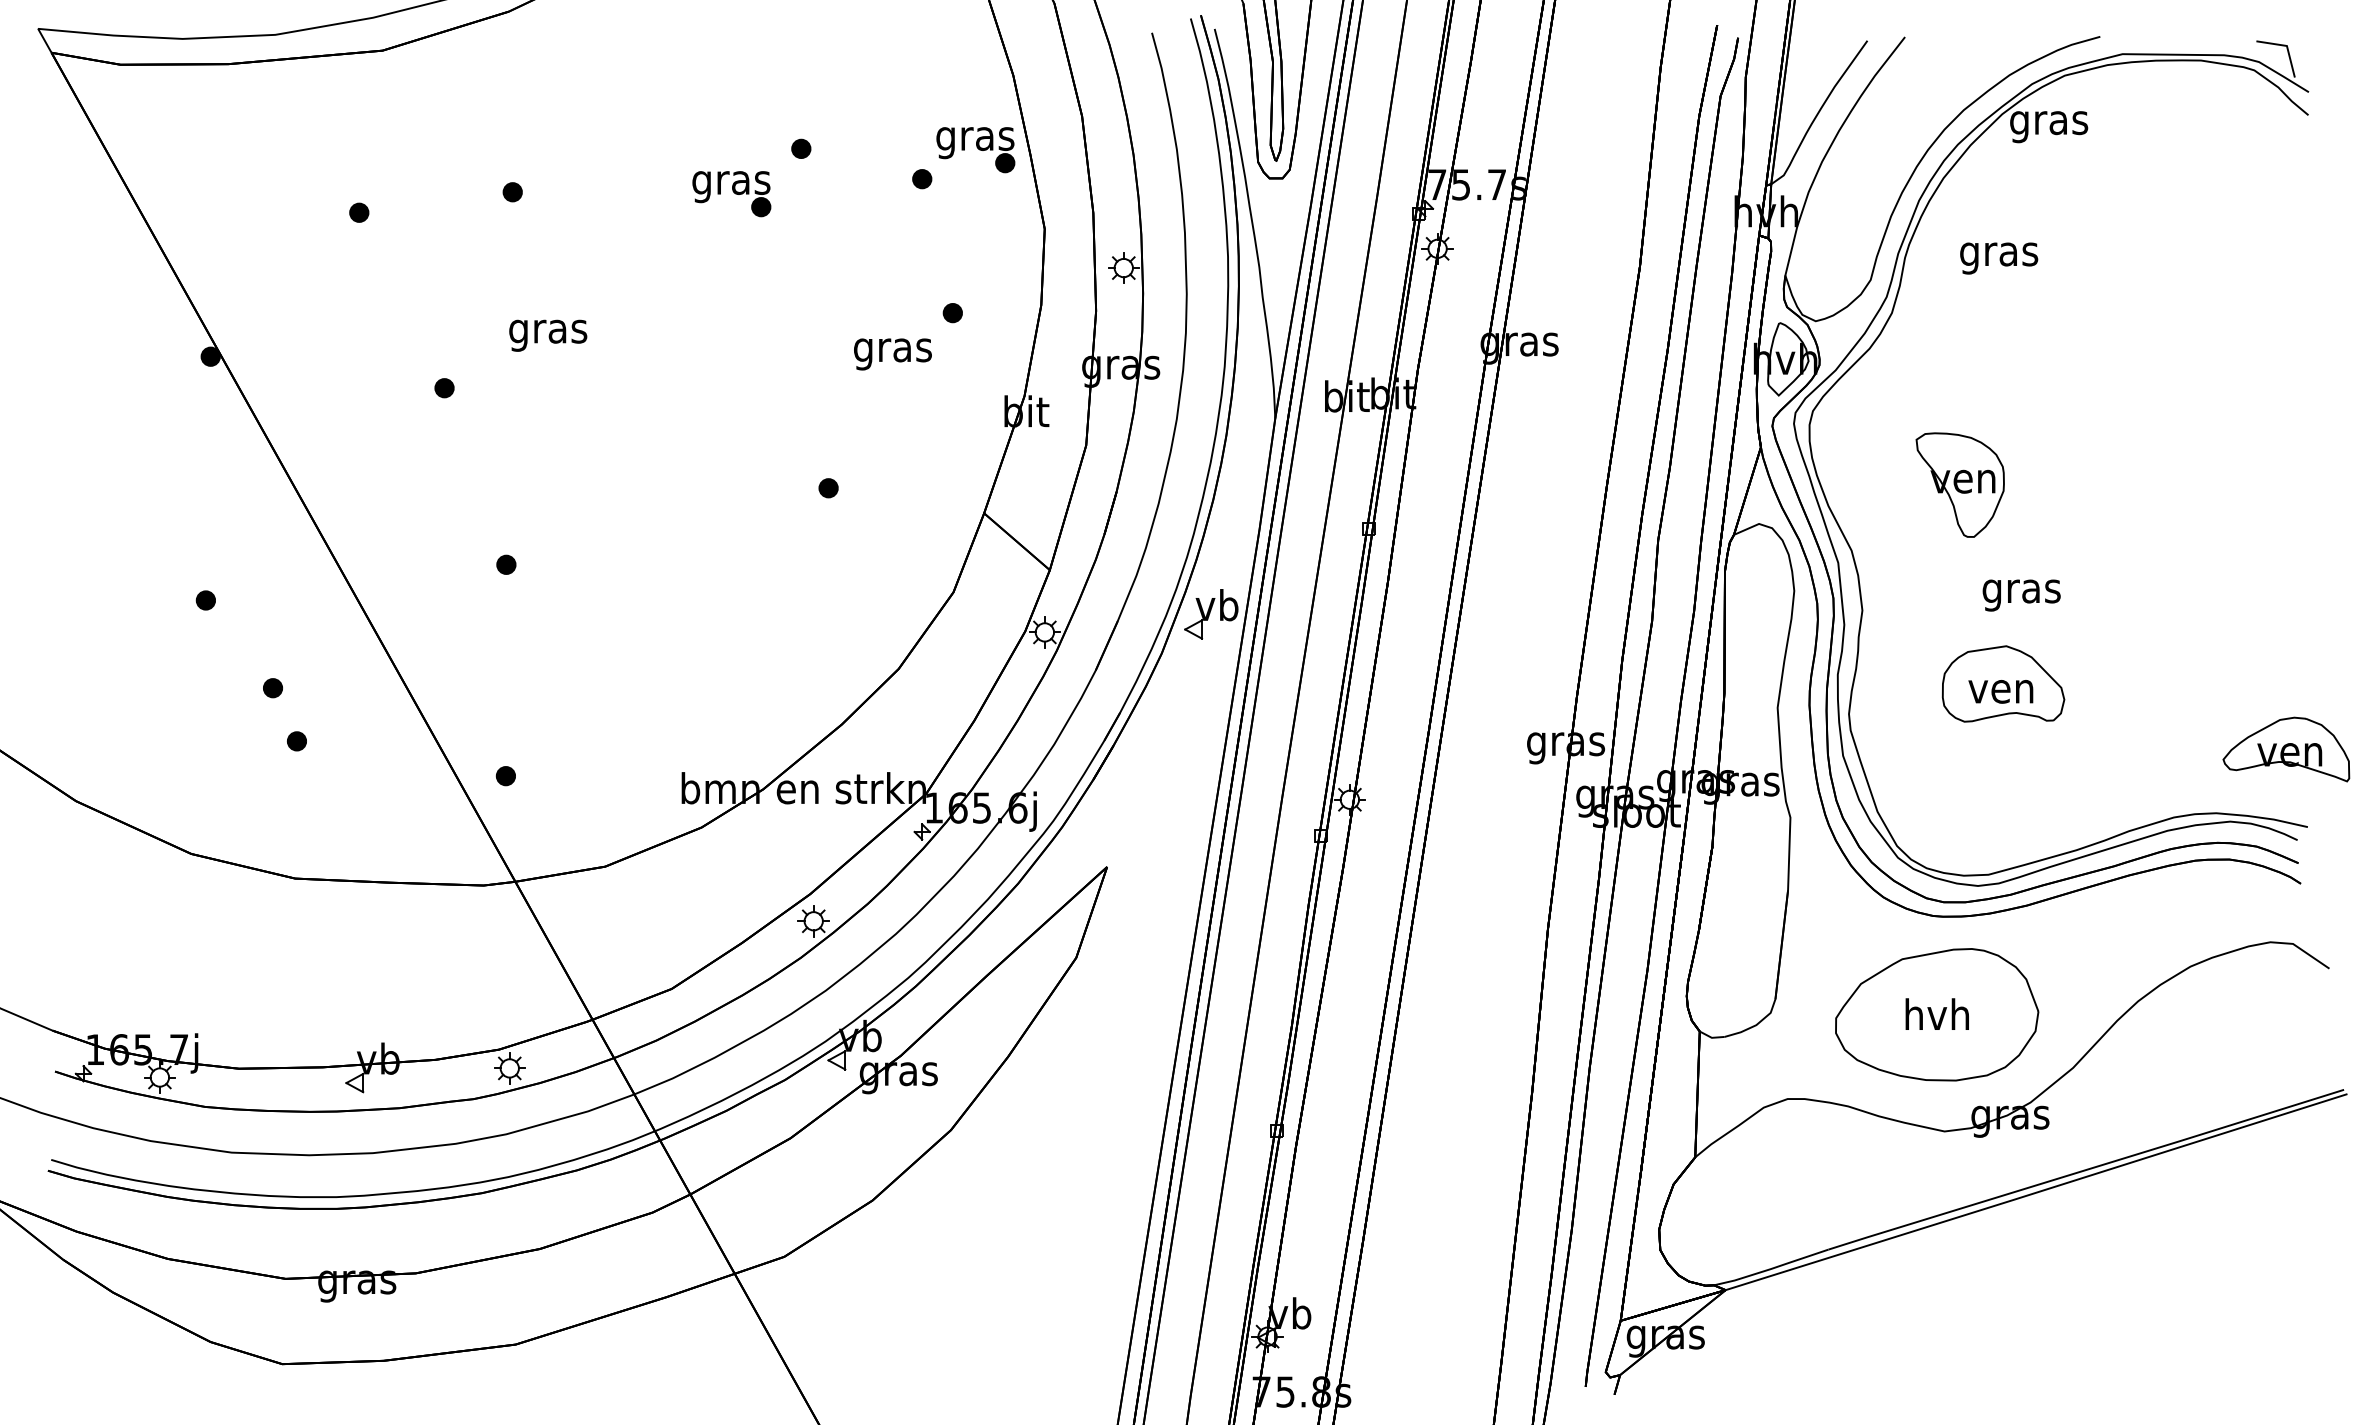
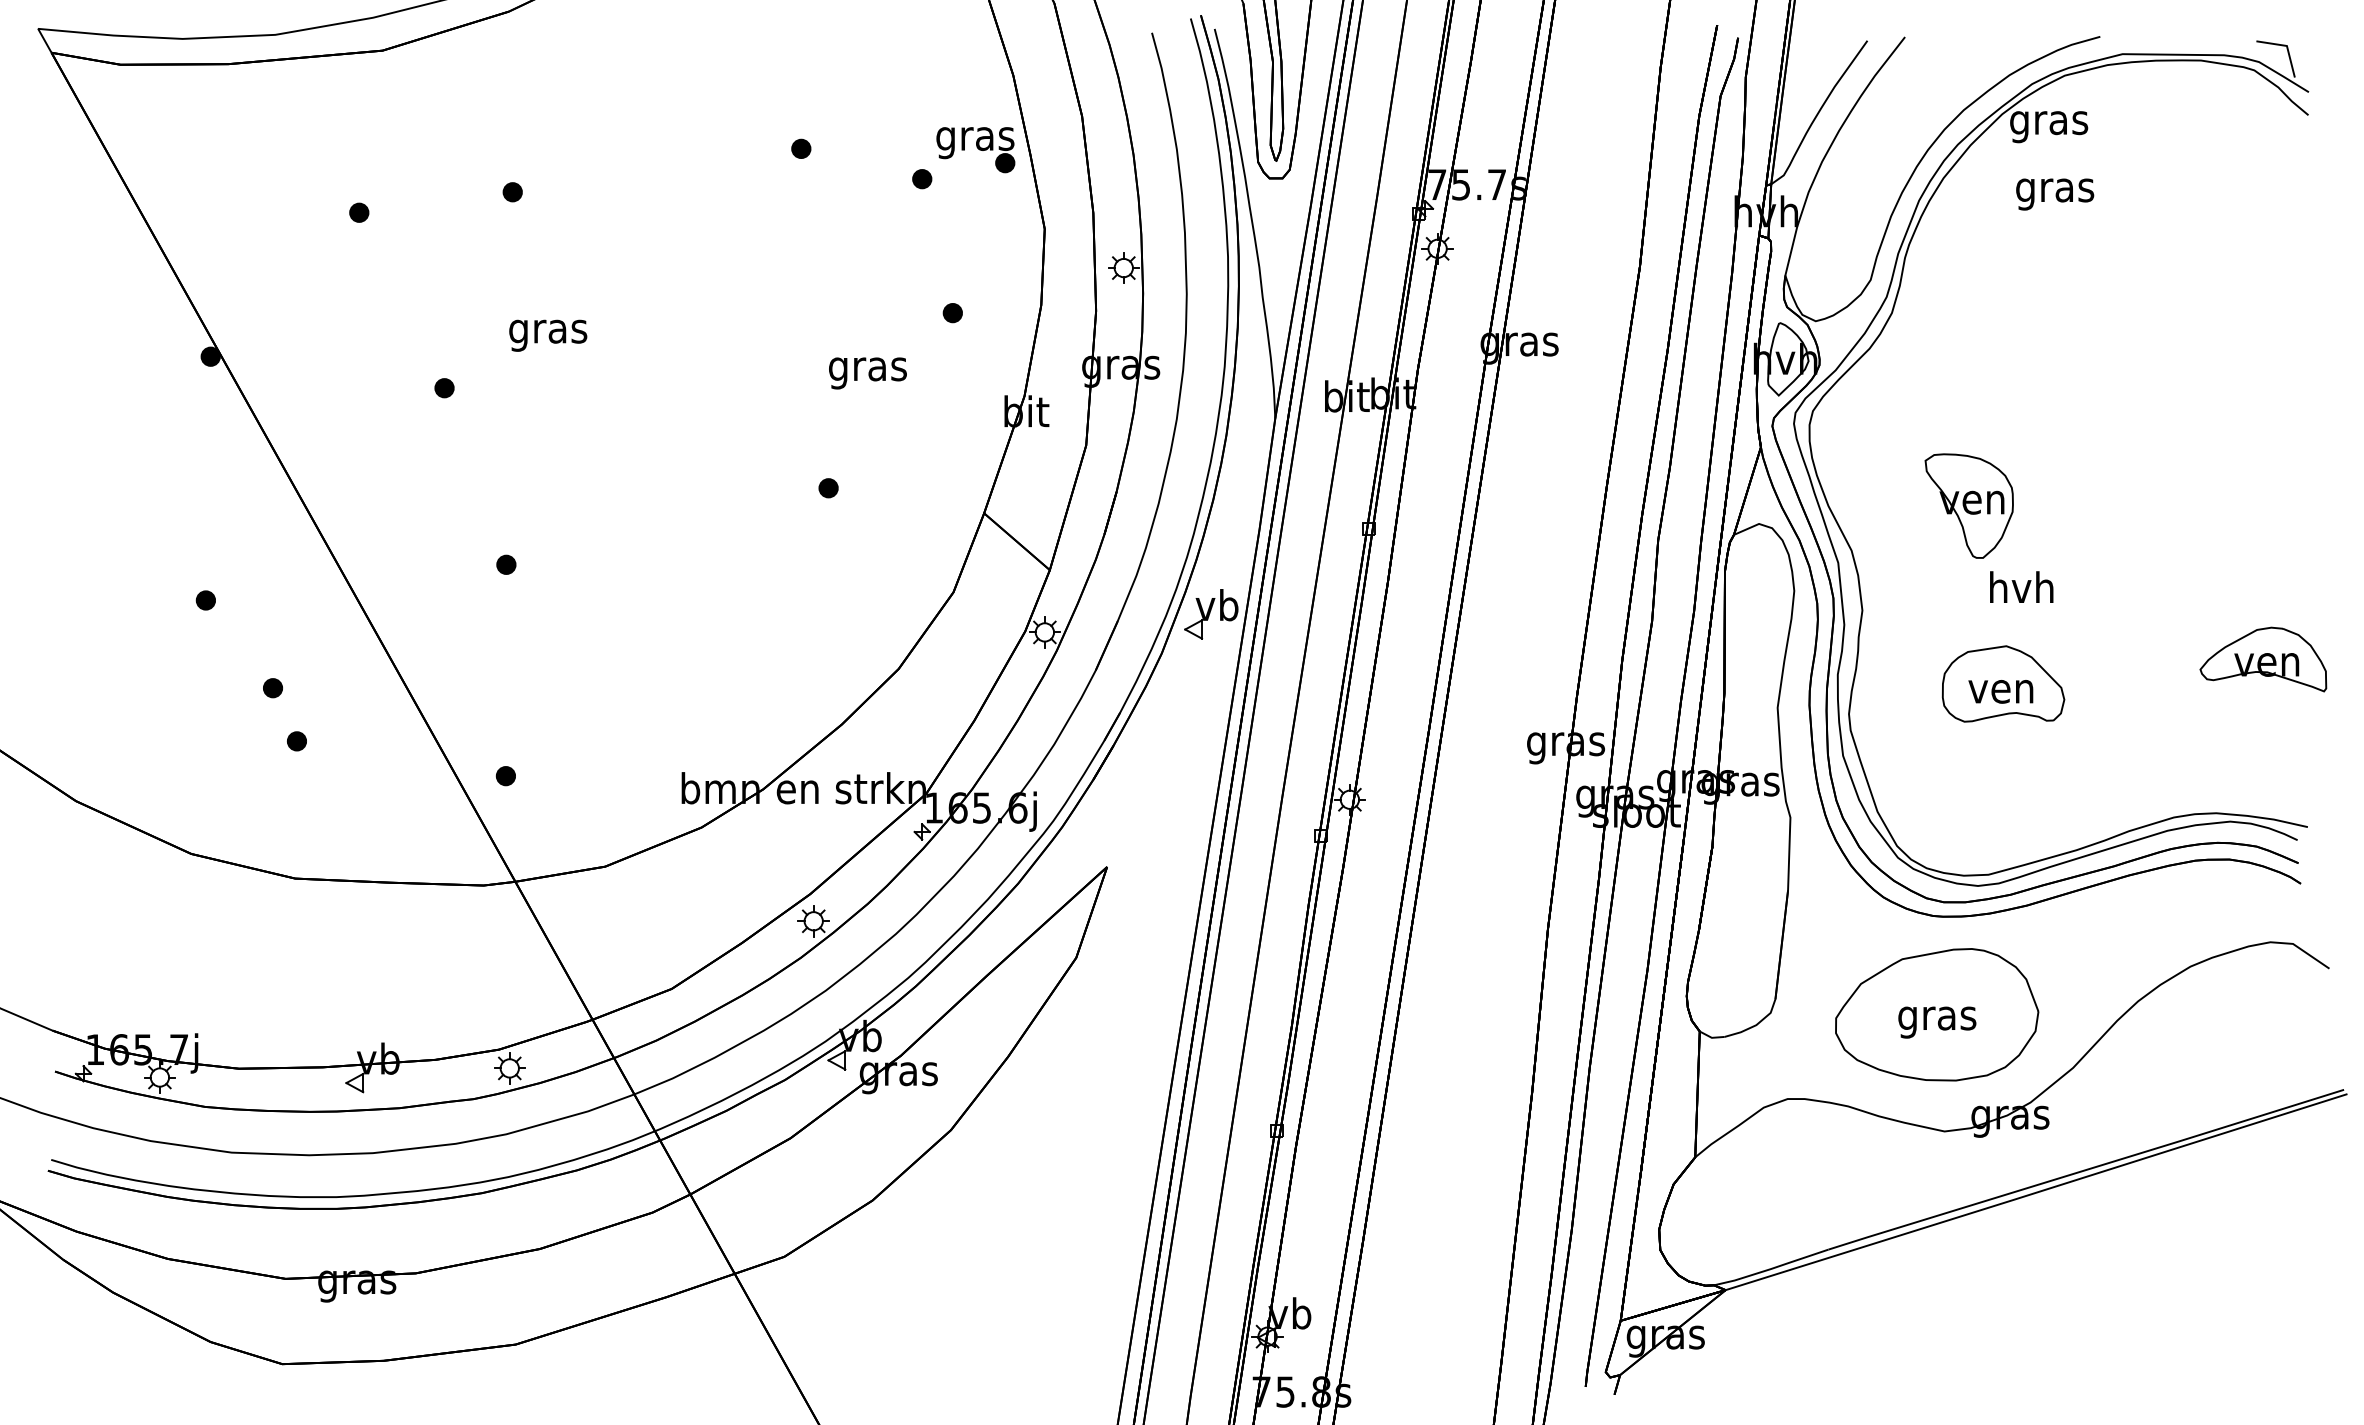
part: present -> none (731, 194)
text position: (1999, 258) -> (2055, 194) (2055, 194)
text position: (892, 354) -> (867, 373) (867, 373)
part position: (1959, 484) -> (1968, 505) (1968, 505)
text: gras -> hvh (2021, 591)
part position: (2286, 749) -> (2263, 659) (2263, 659)
text: hvh -> gras (1937, 1018)
